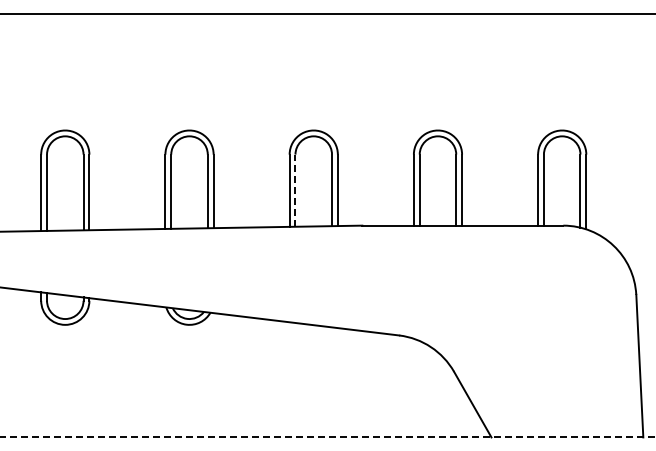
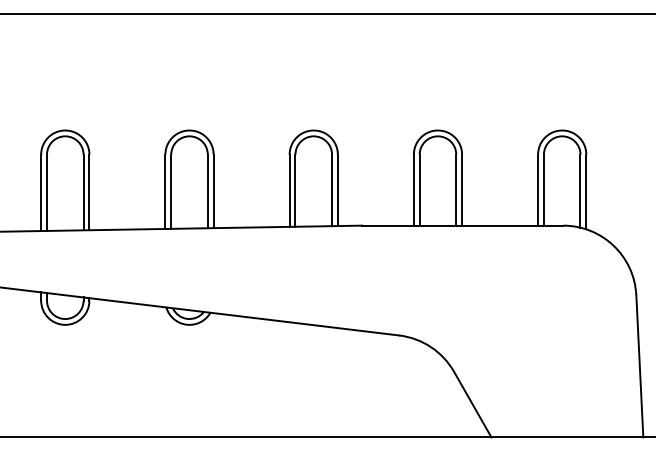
line: dashed -> solid (295, 190)
line: dashed -> solid (327, 437)
